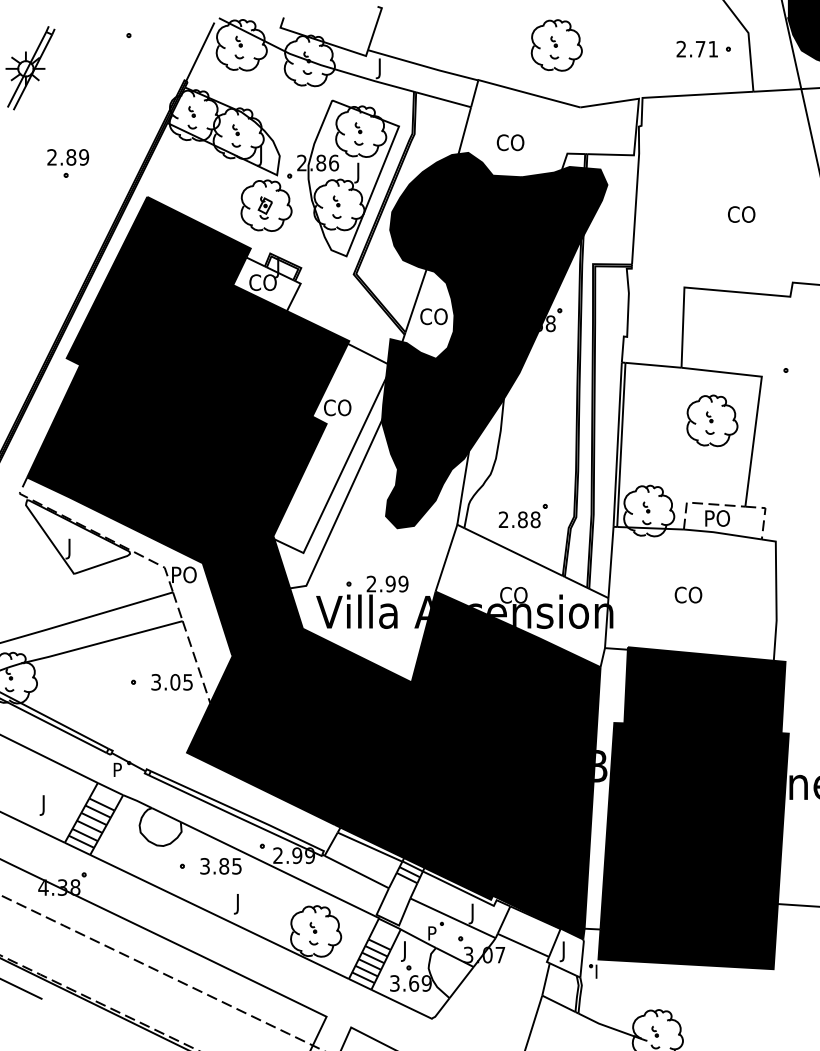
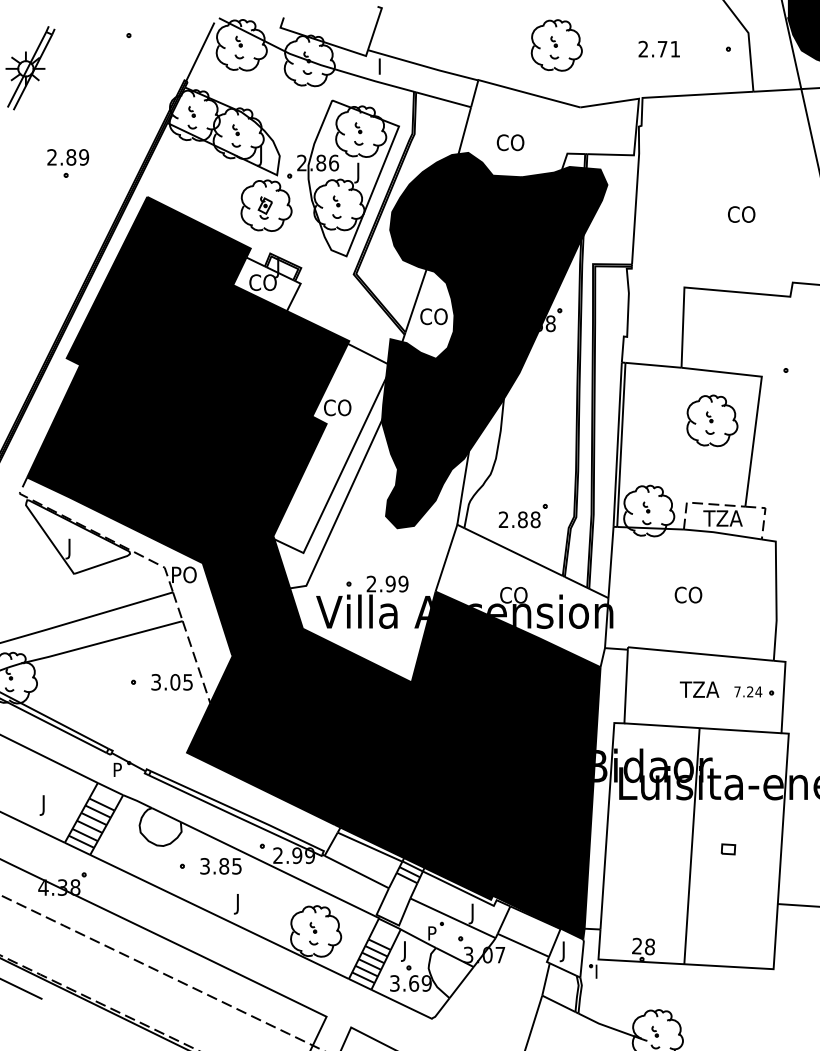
text position: (696, 48) -> (658, 48) (658, 48)
text: J -> I (377, 76)
text: PO -> TZA (722, 518)
fill: present -> none (693, 808)
